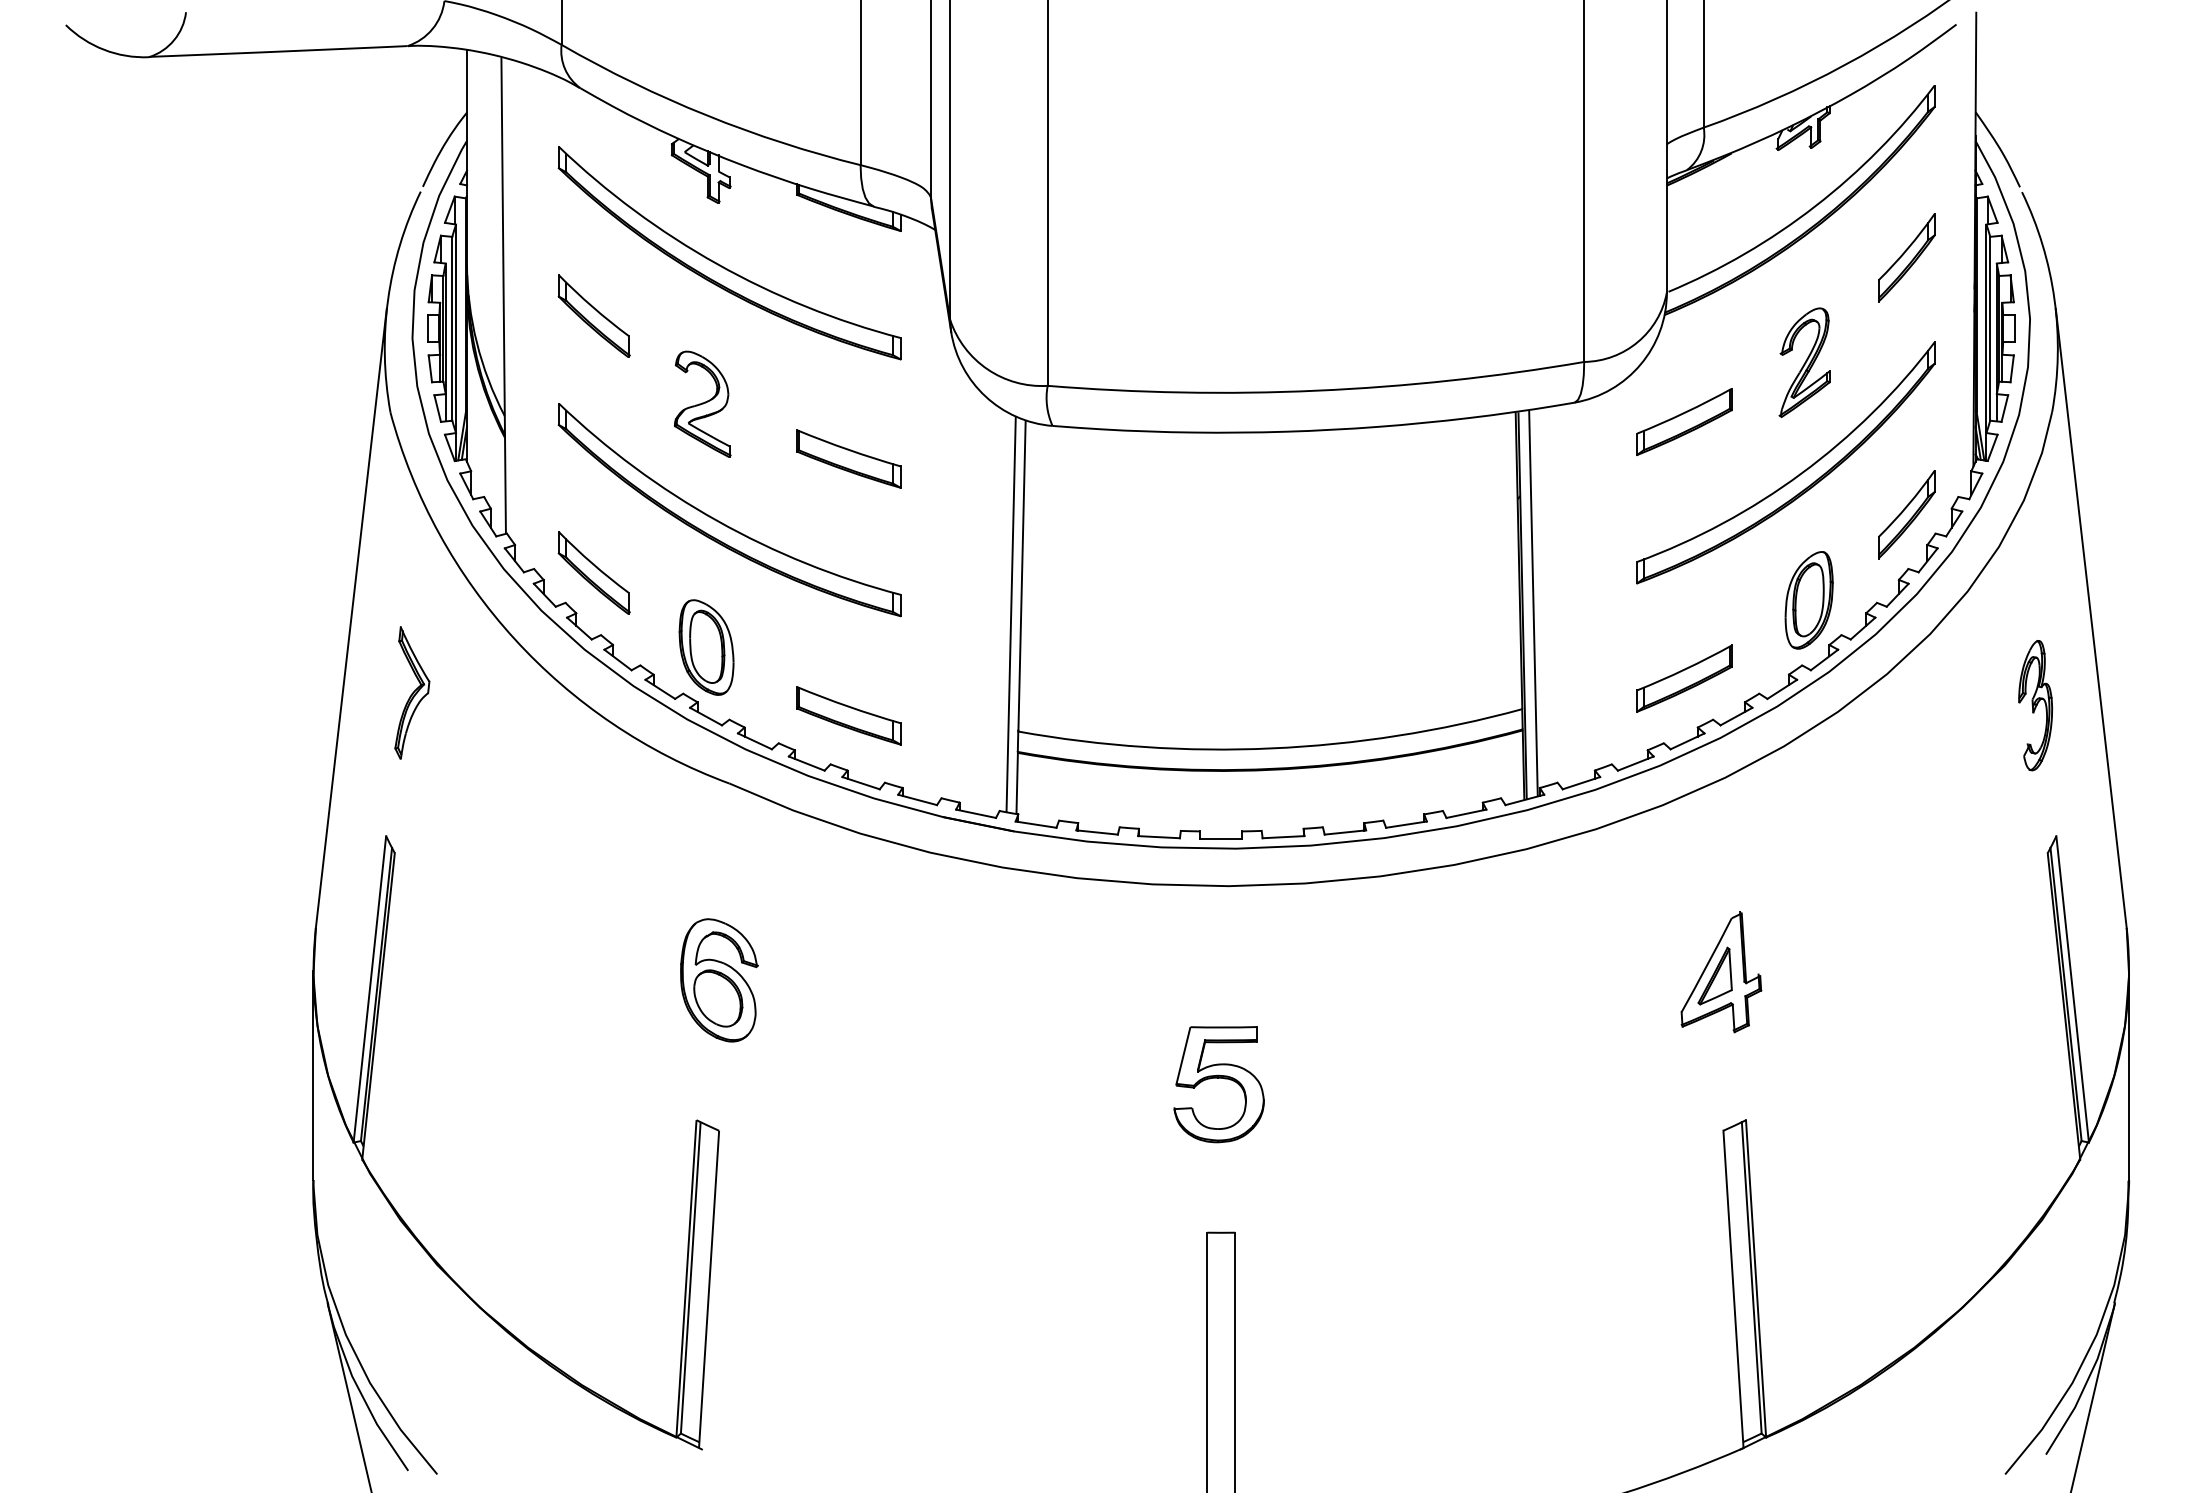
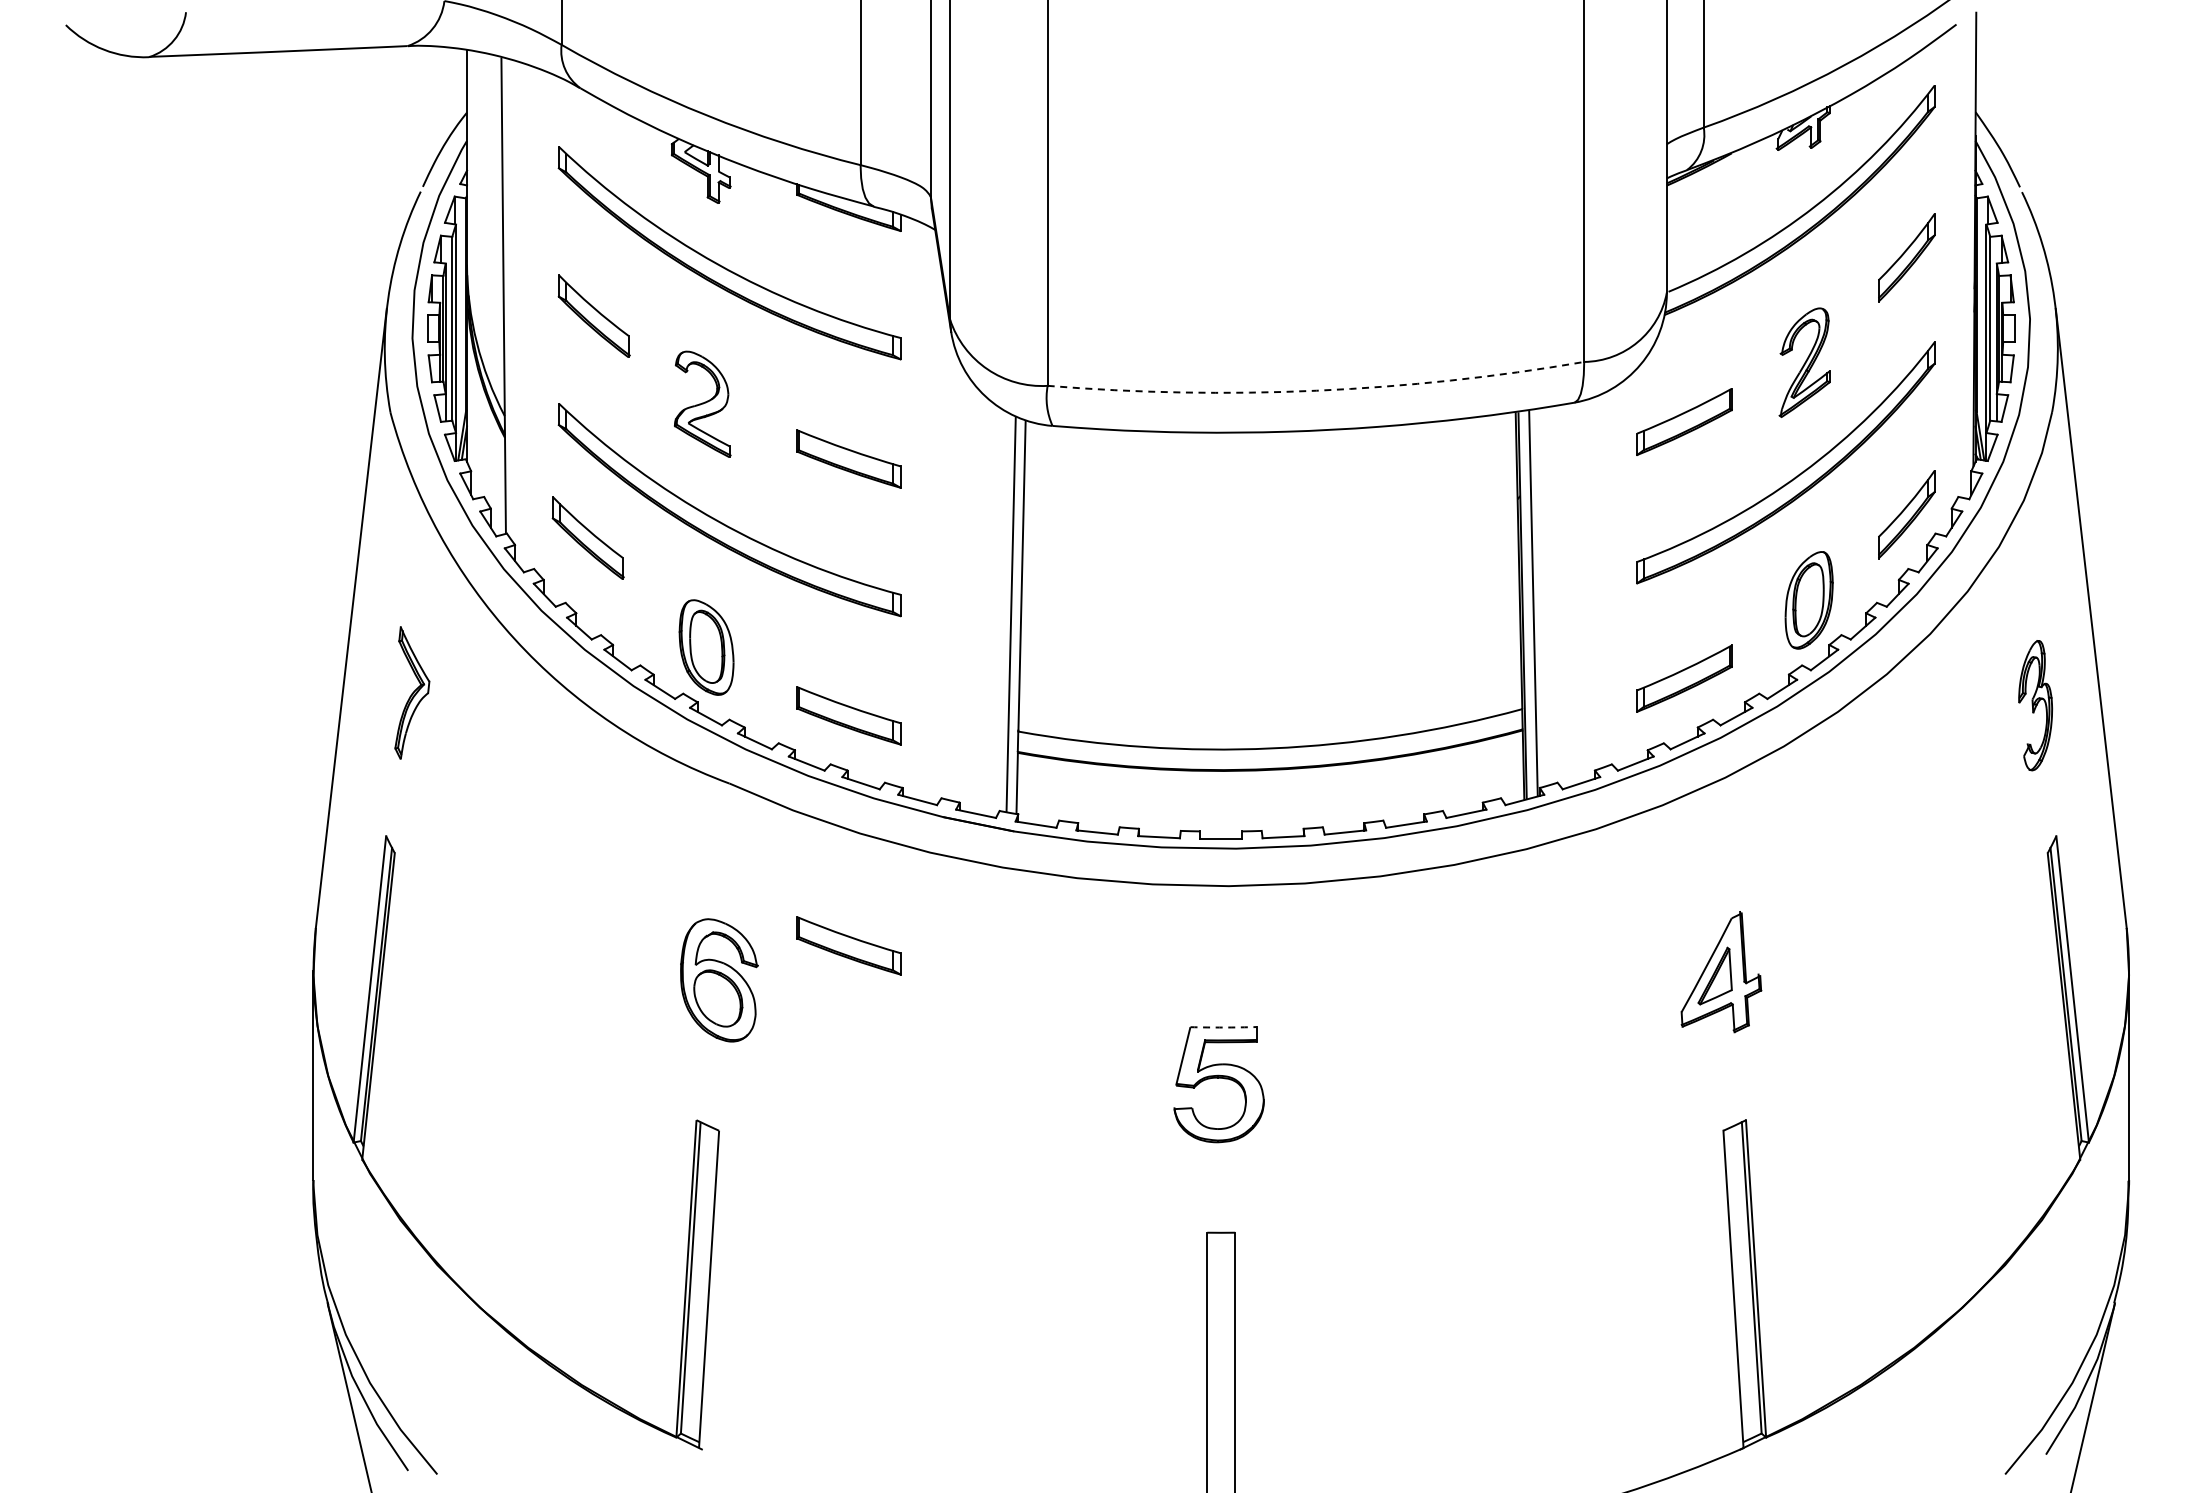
arc: solid -> dashed (1316, 390)
part position: (593, 572) -> (587, 537) (587, 537)
part: none -> present (848, 945)
arc: solid -> dashed (1223, 1027)
